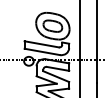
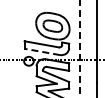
line: solid -> dashed (79, 49)
line: solid -> dashed (42, 51)
